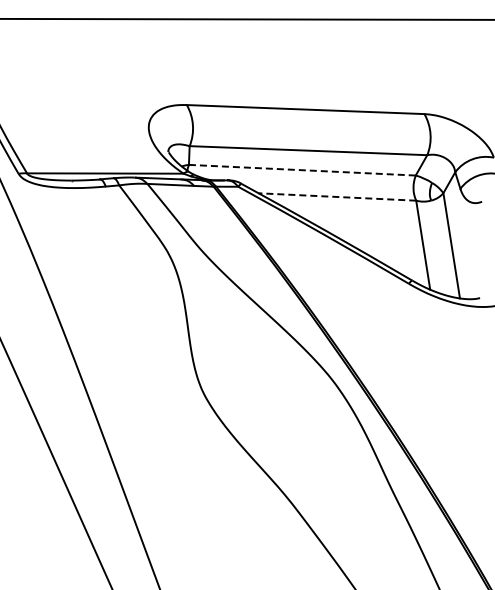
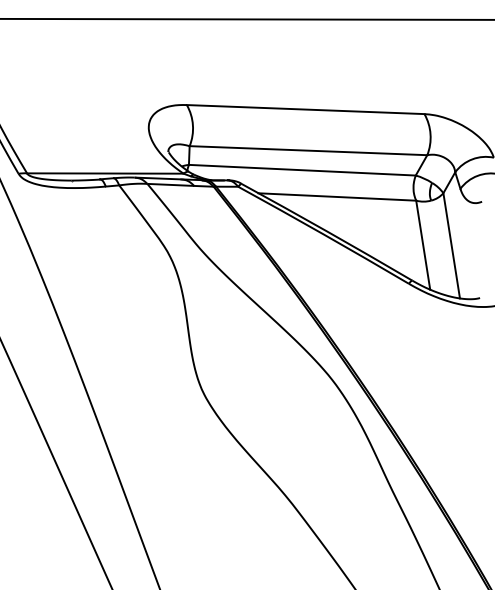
line: dashed -> solid (302, 170)
line: dashed -> solid (337, 196)
